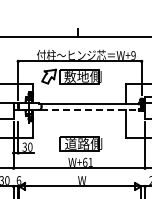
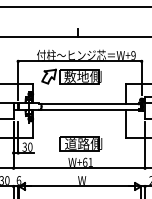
line: none -> present (75, 6)
line: dashed -> solid (89, 109)
